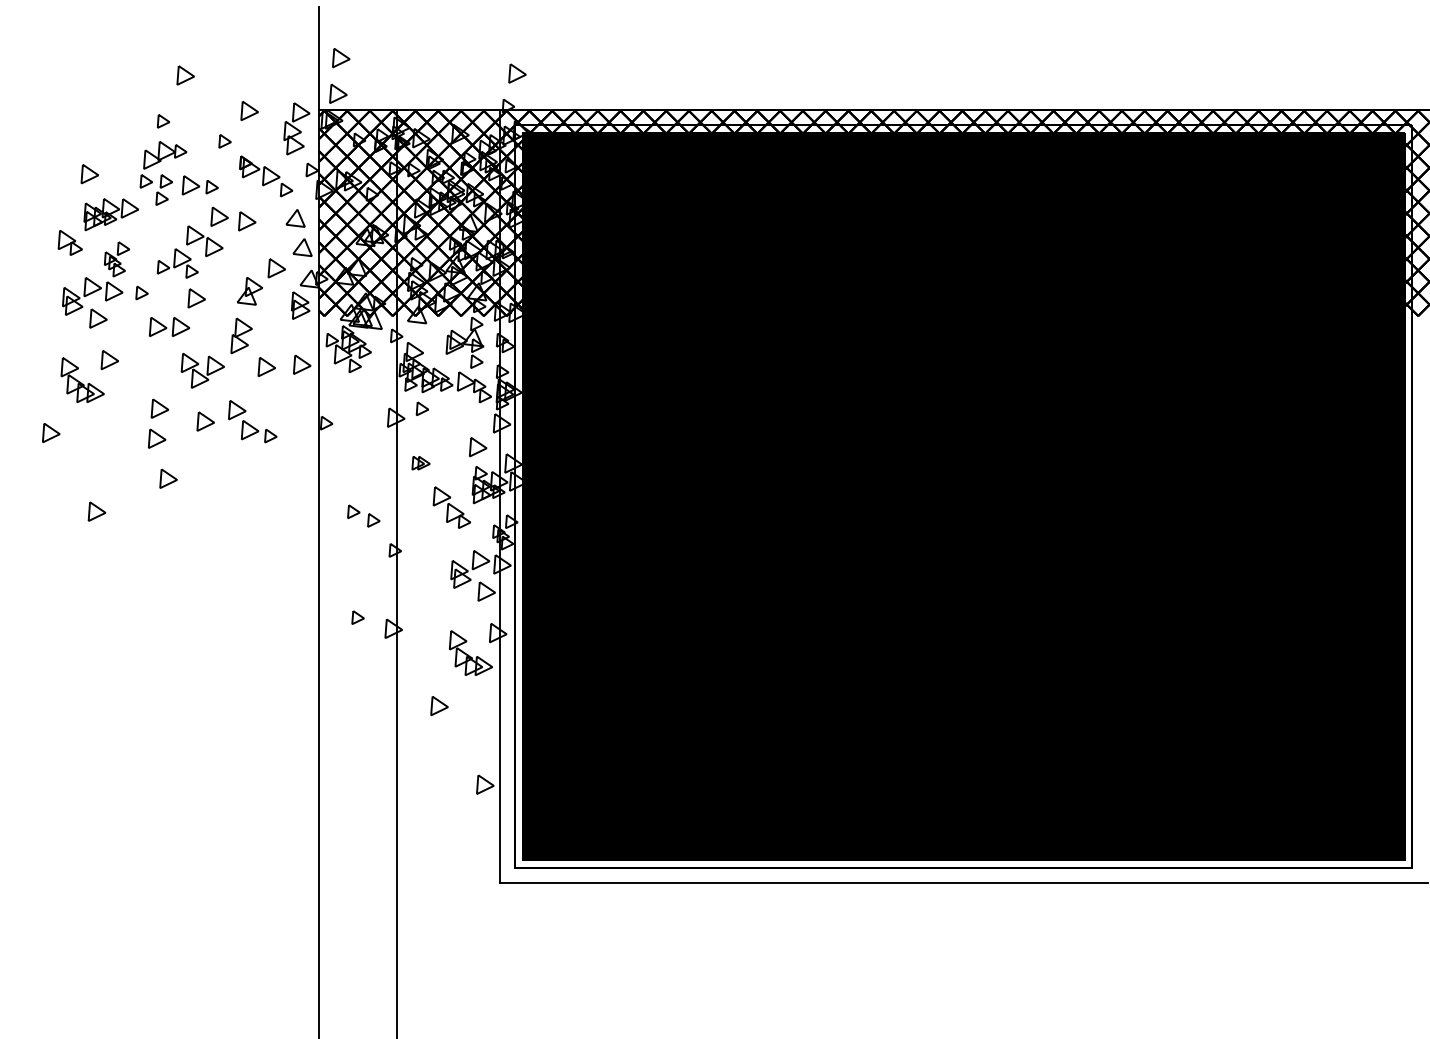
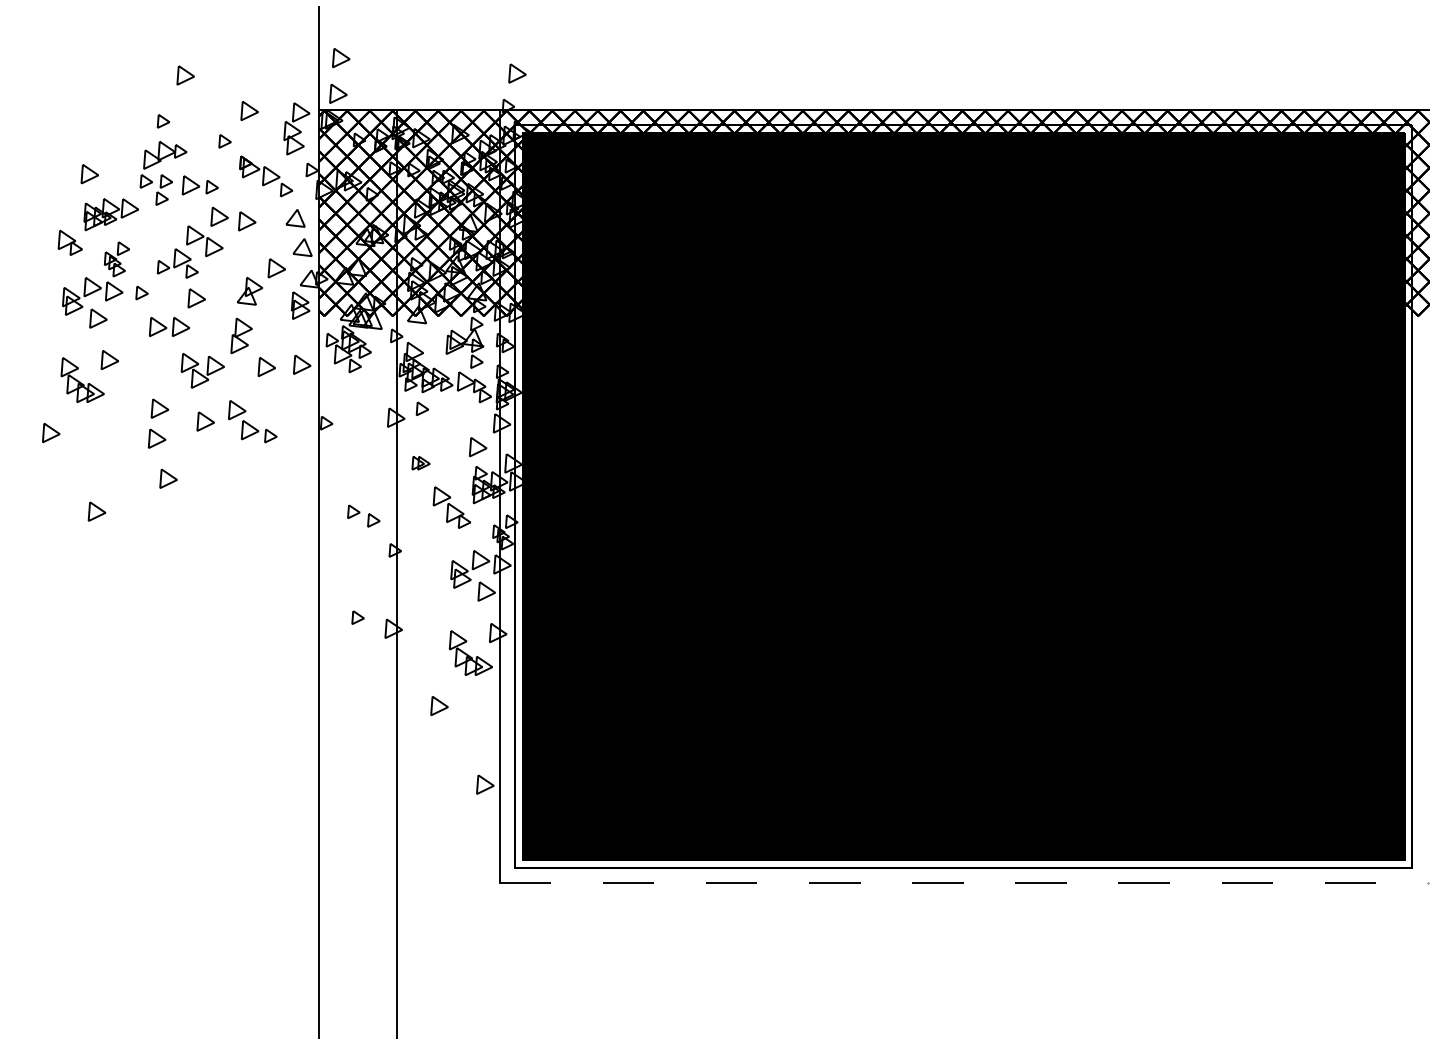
line: solid -> dashed (964, 883)
